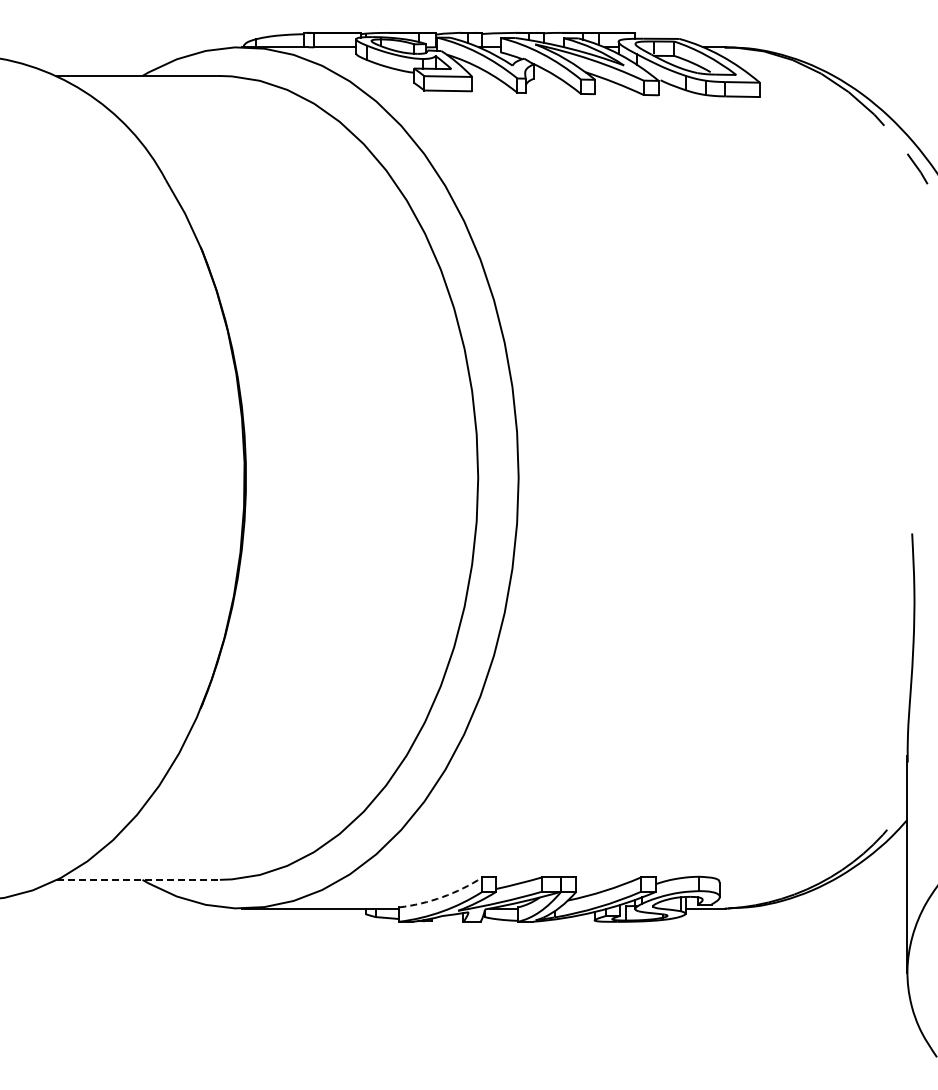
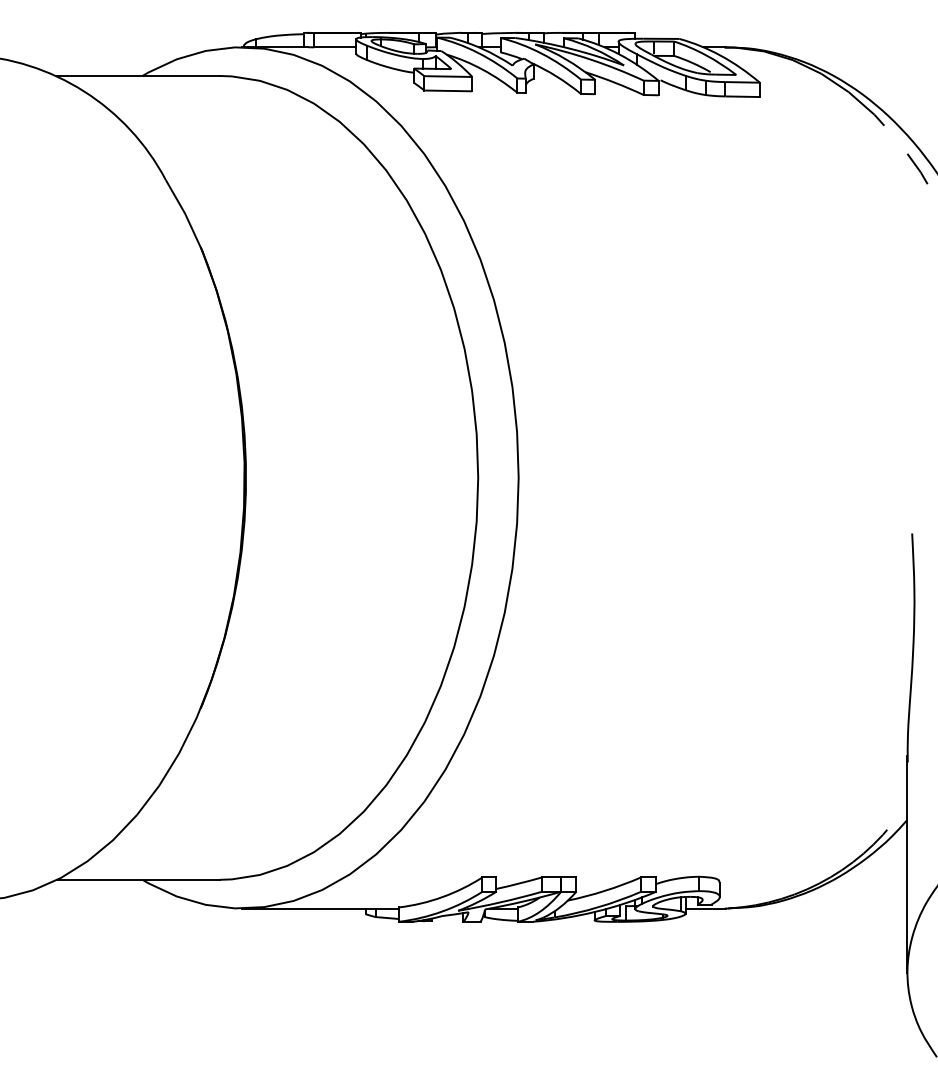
line: dashed -> solid (139, 879)
arc: dashed -> solid (442, 897)
